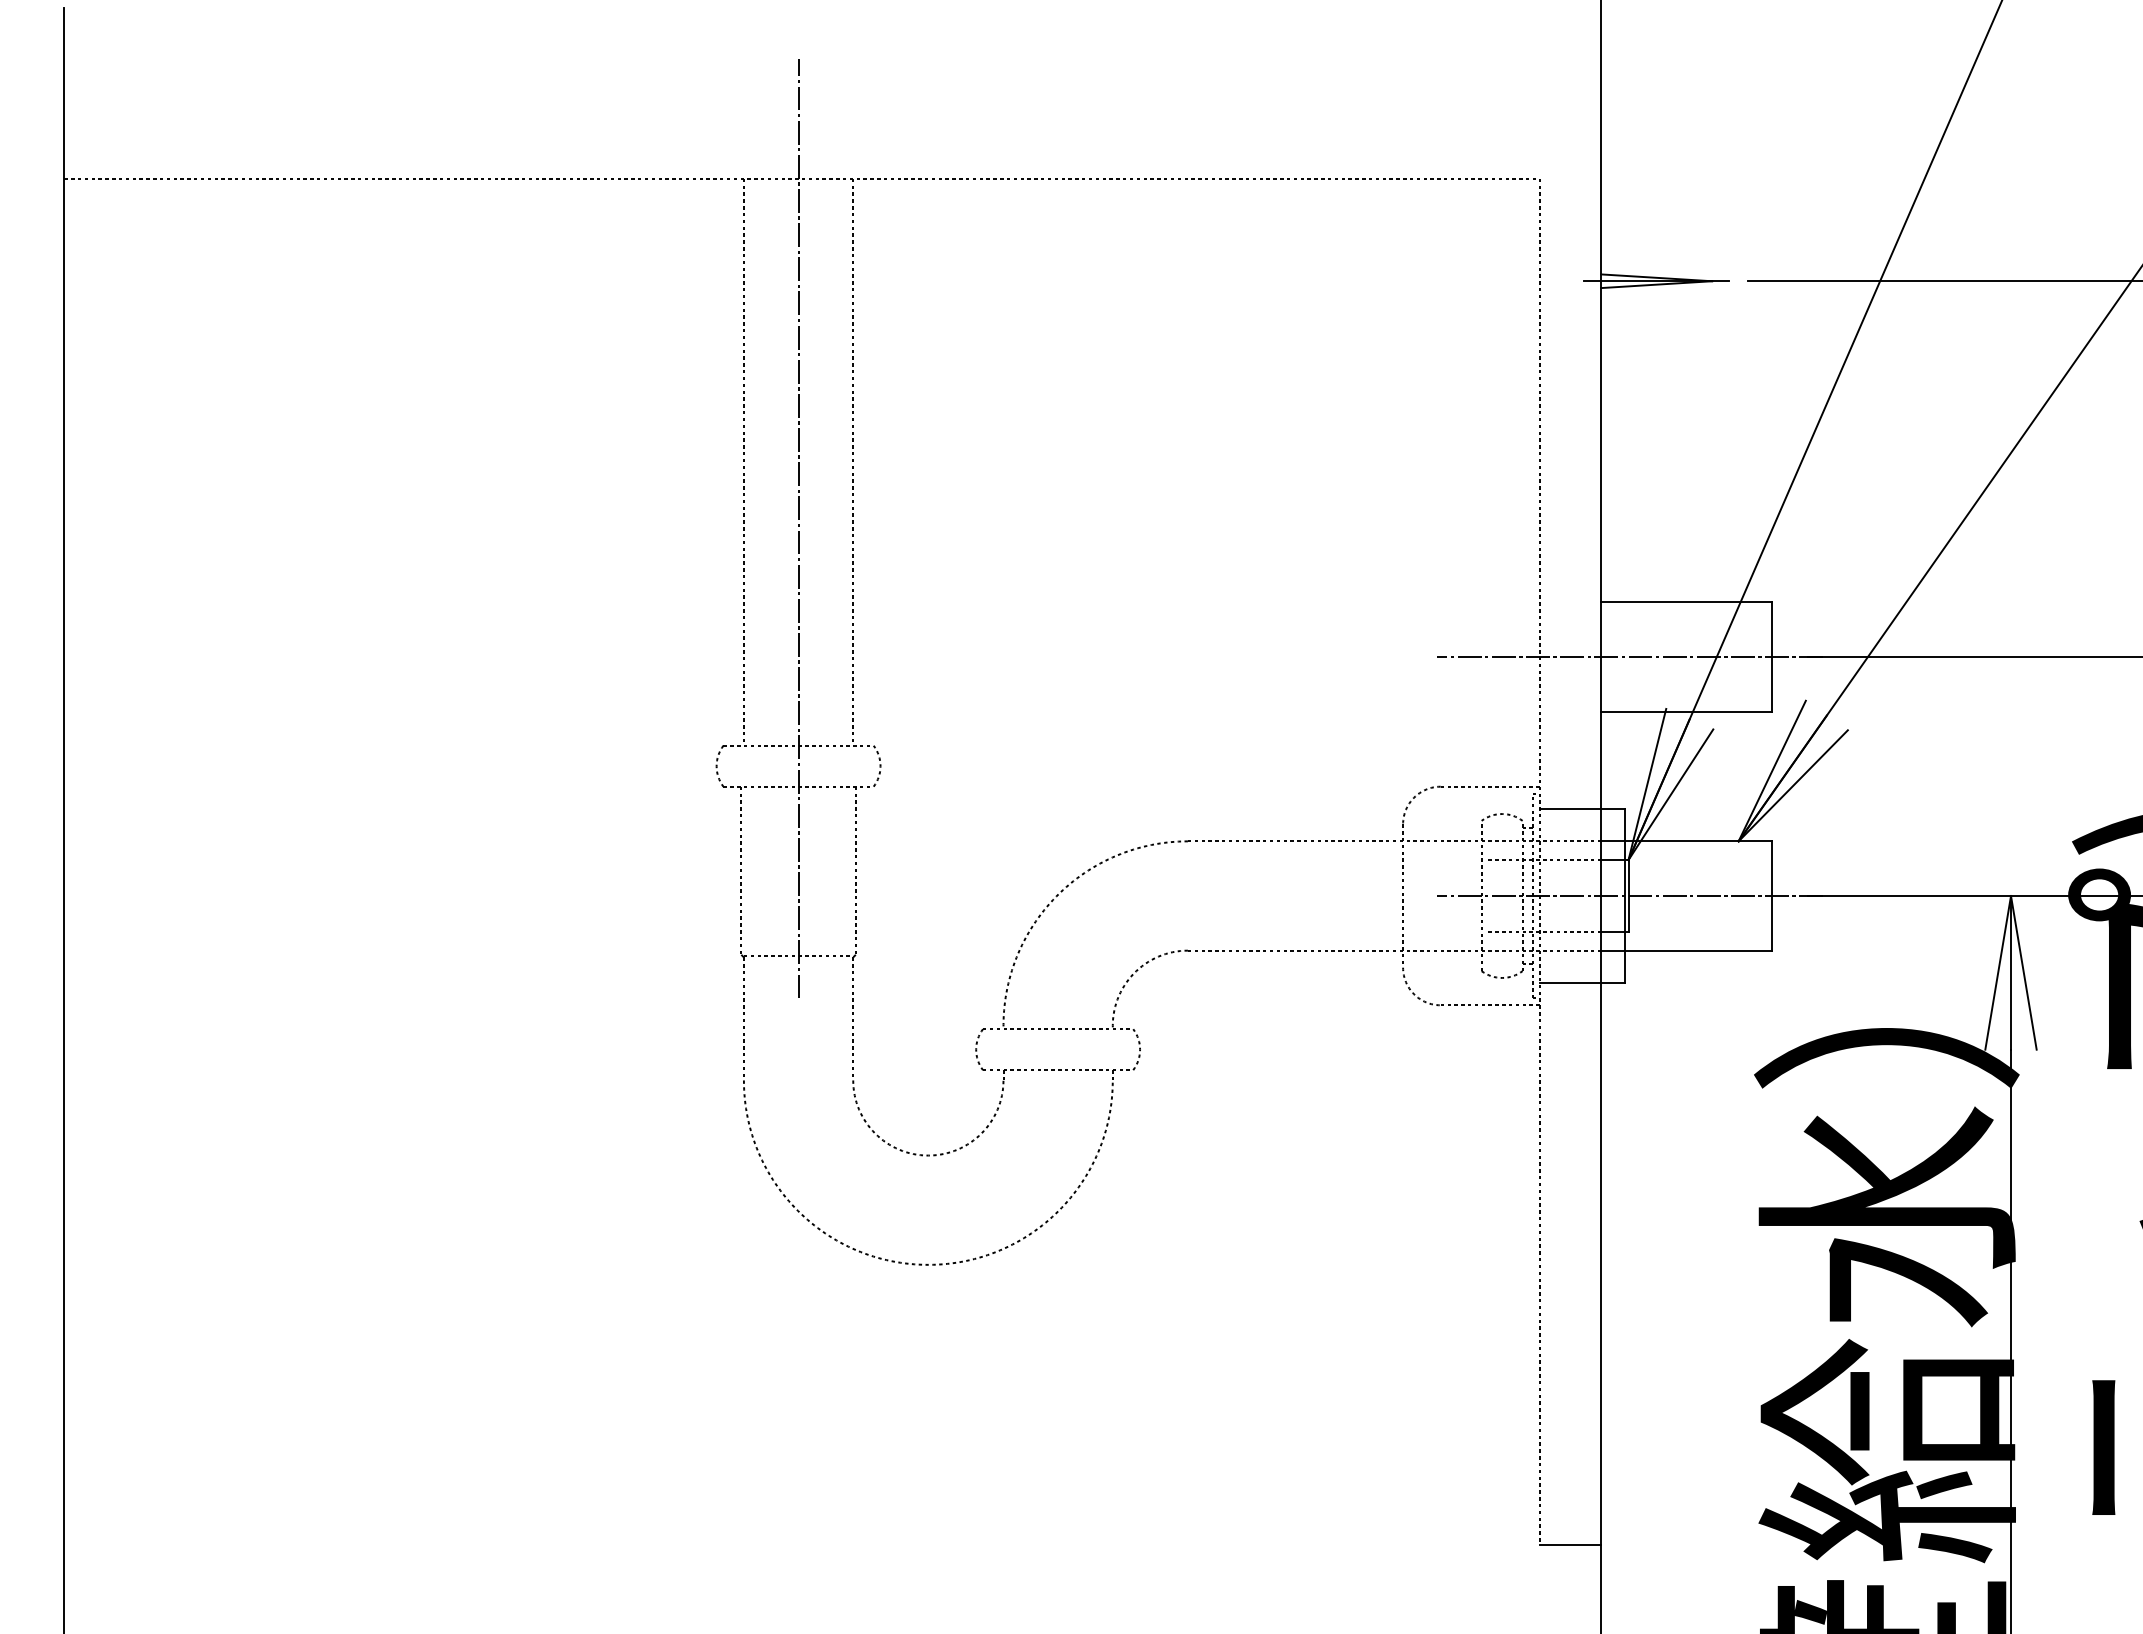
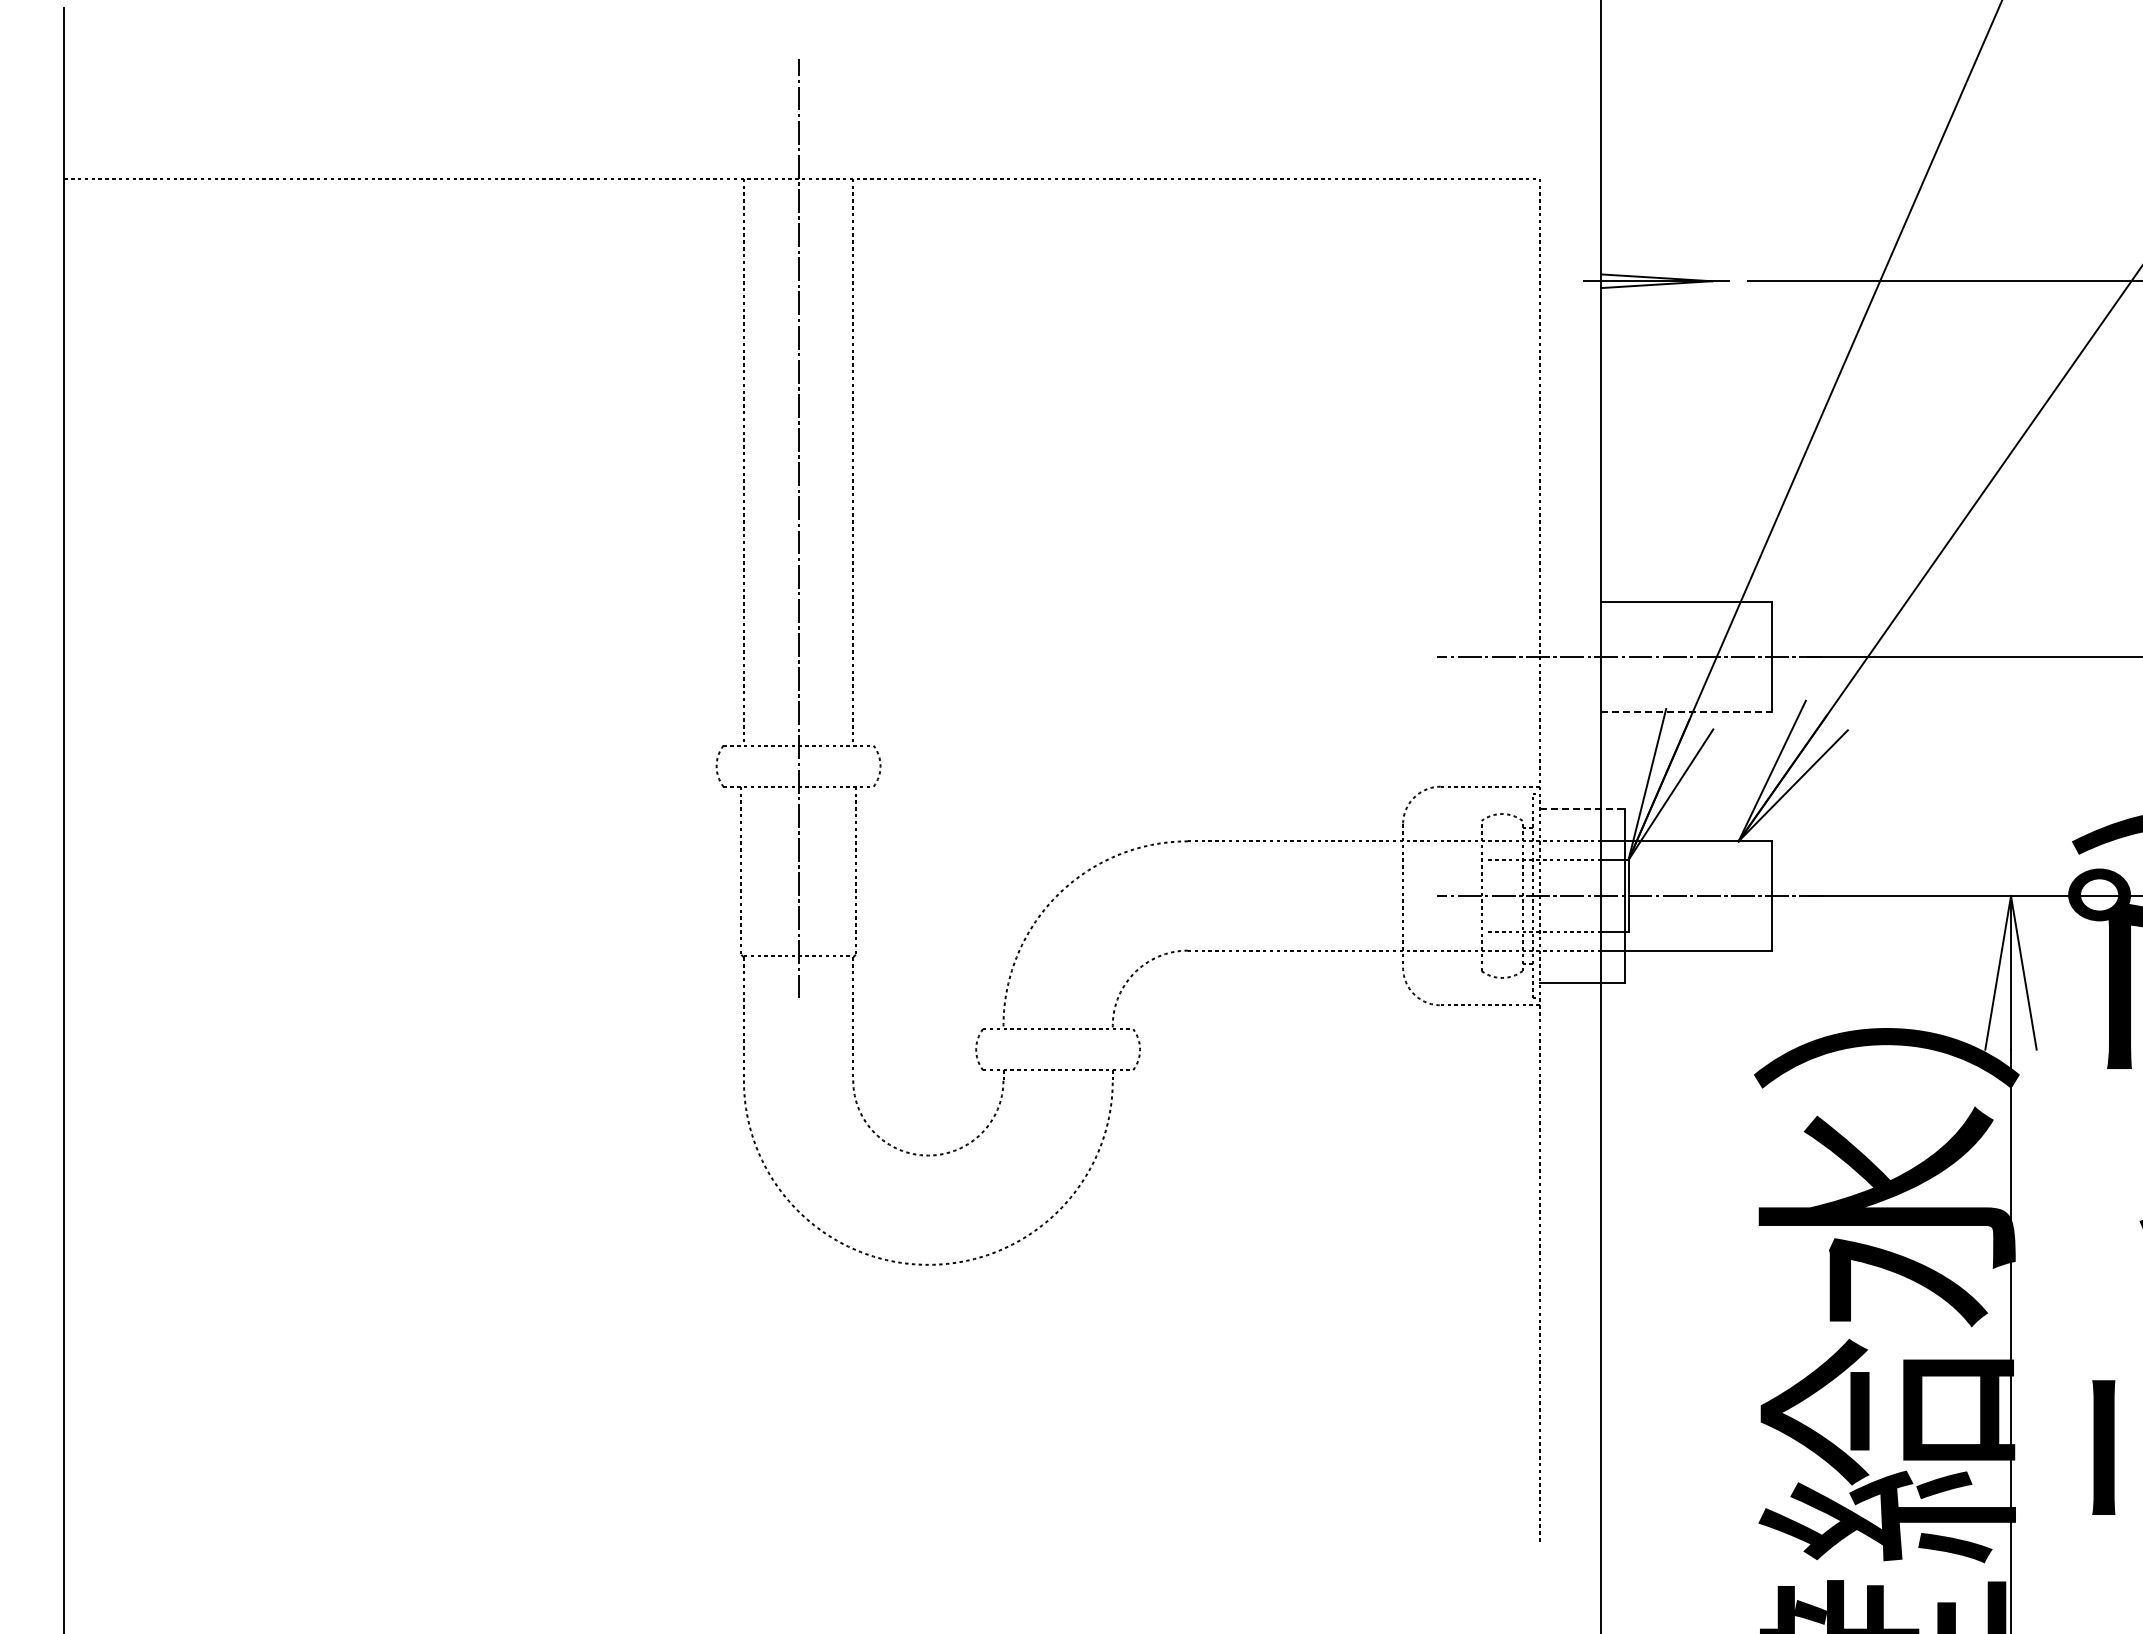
line: solid -> dashed (1687, 711)
line: solid -> dashed (1582, 808)
line: present -> none (1570, 1544)
